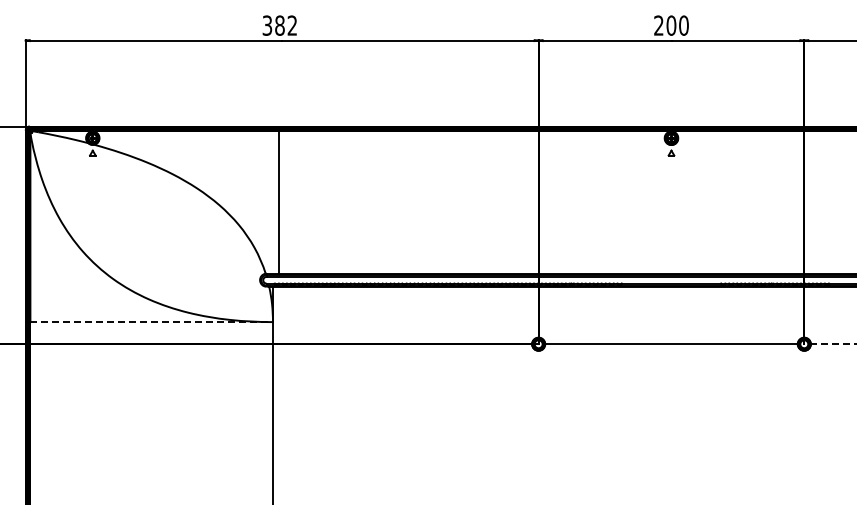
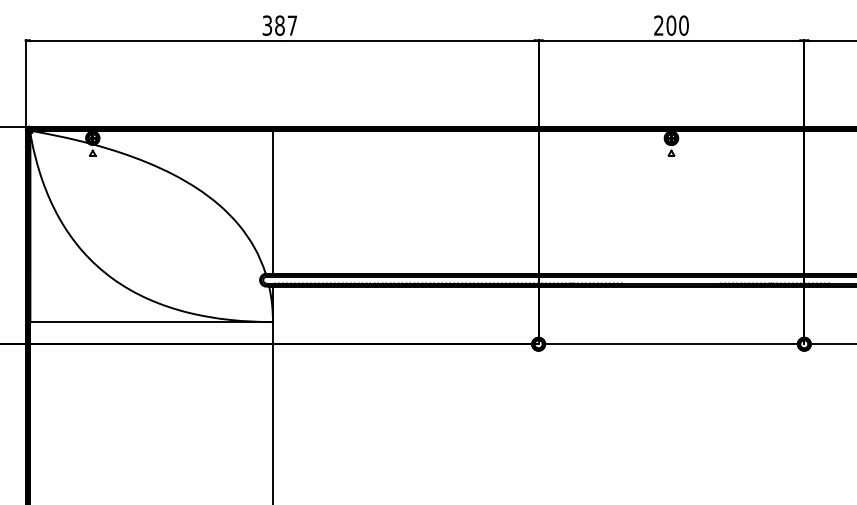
text: 382 -> 387 (292, 25)
line position: (278, 202) -> (272, 202) (272, 202)
line: dashed -> solid (152, 322)
line: dashed -> solid (833, 344)
